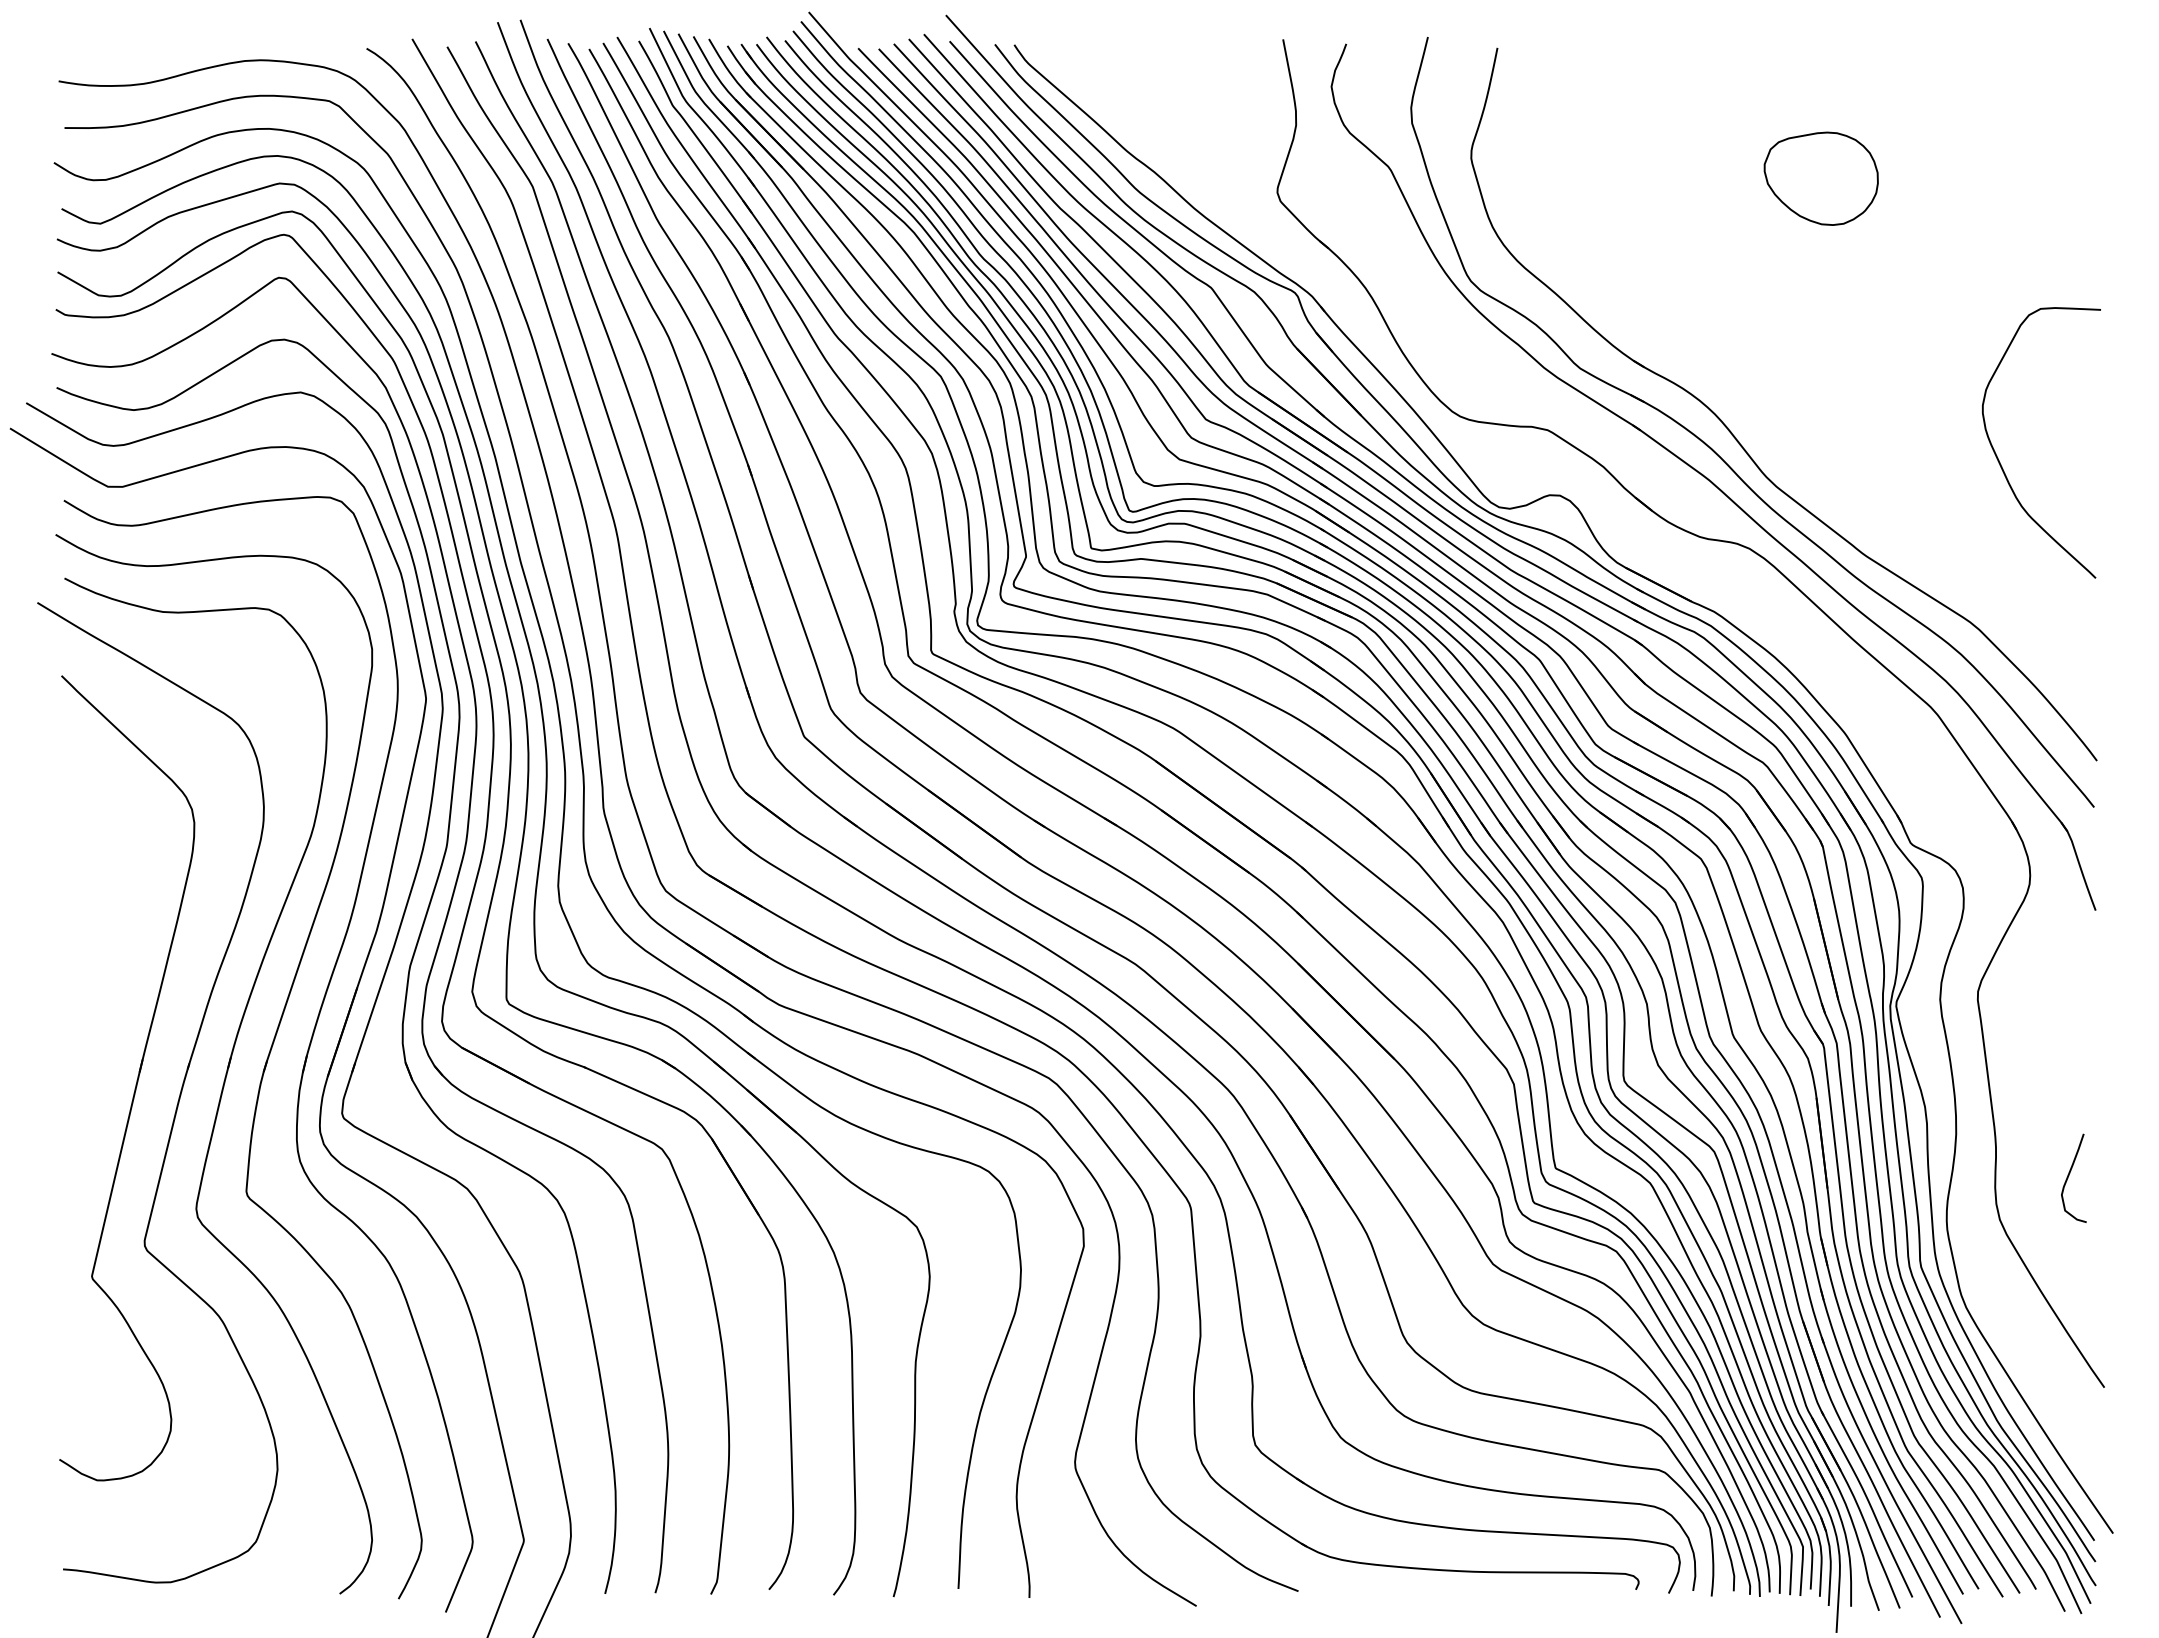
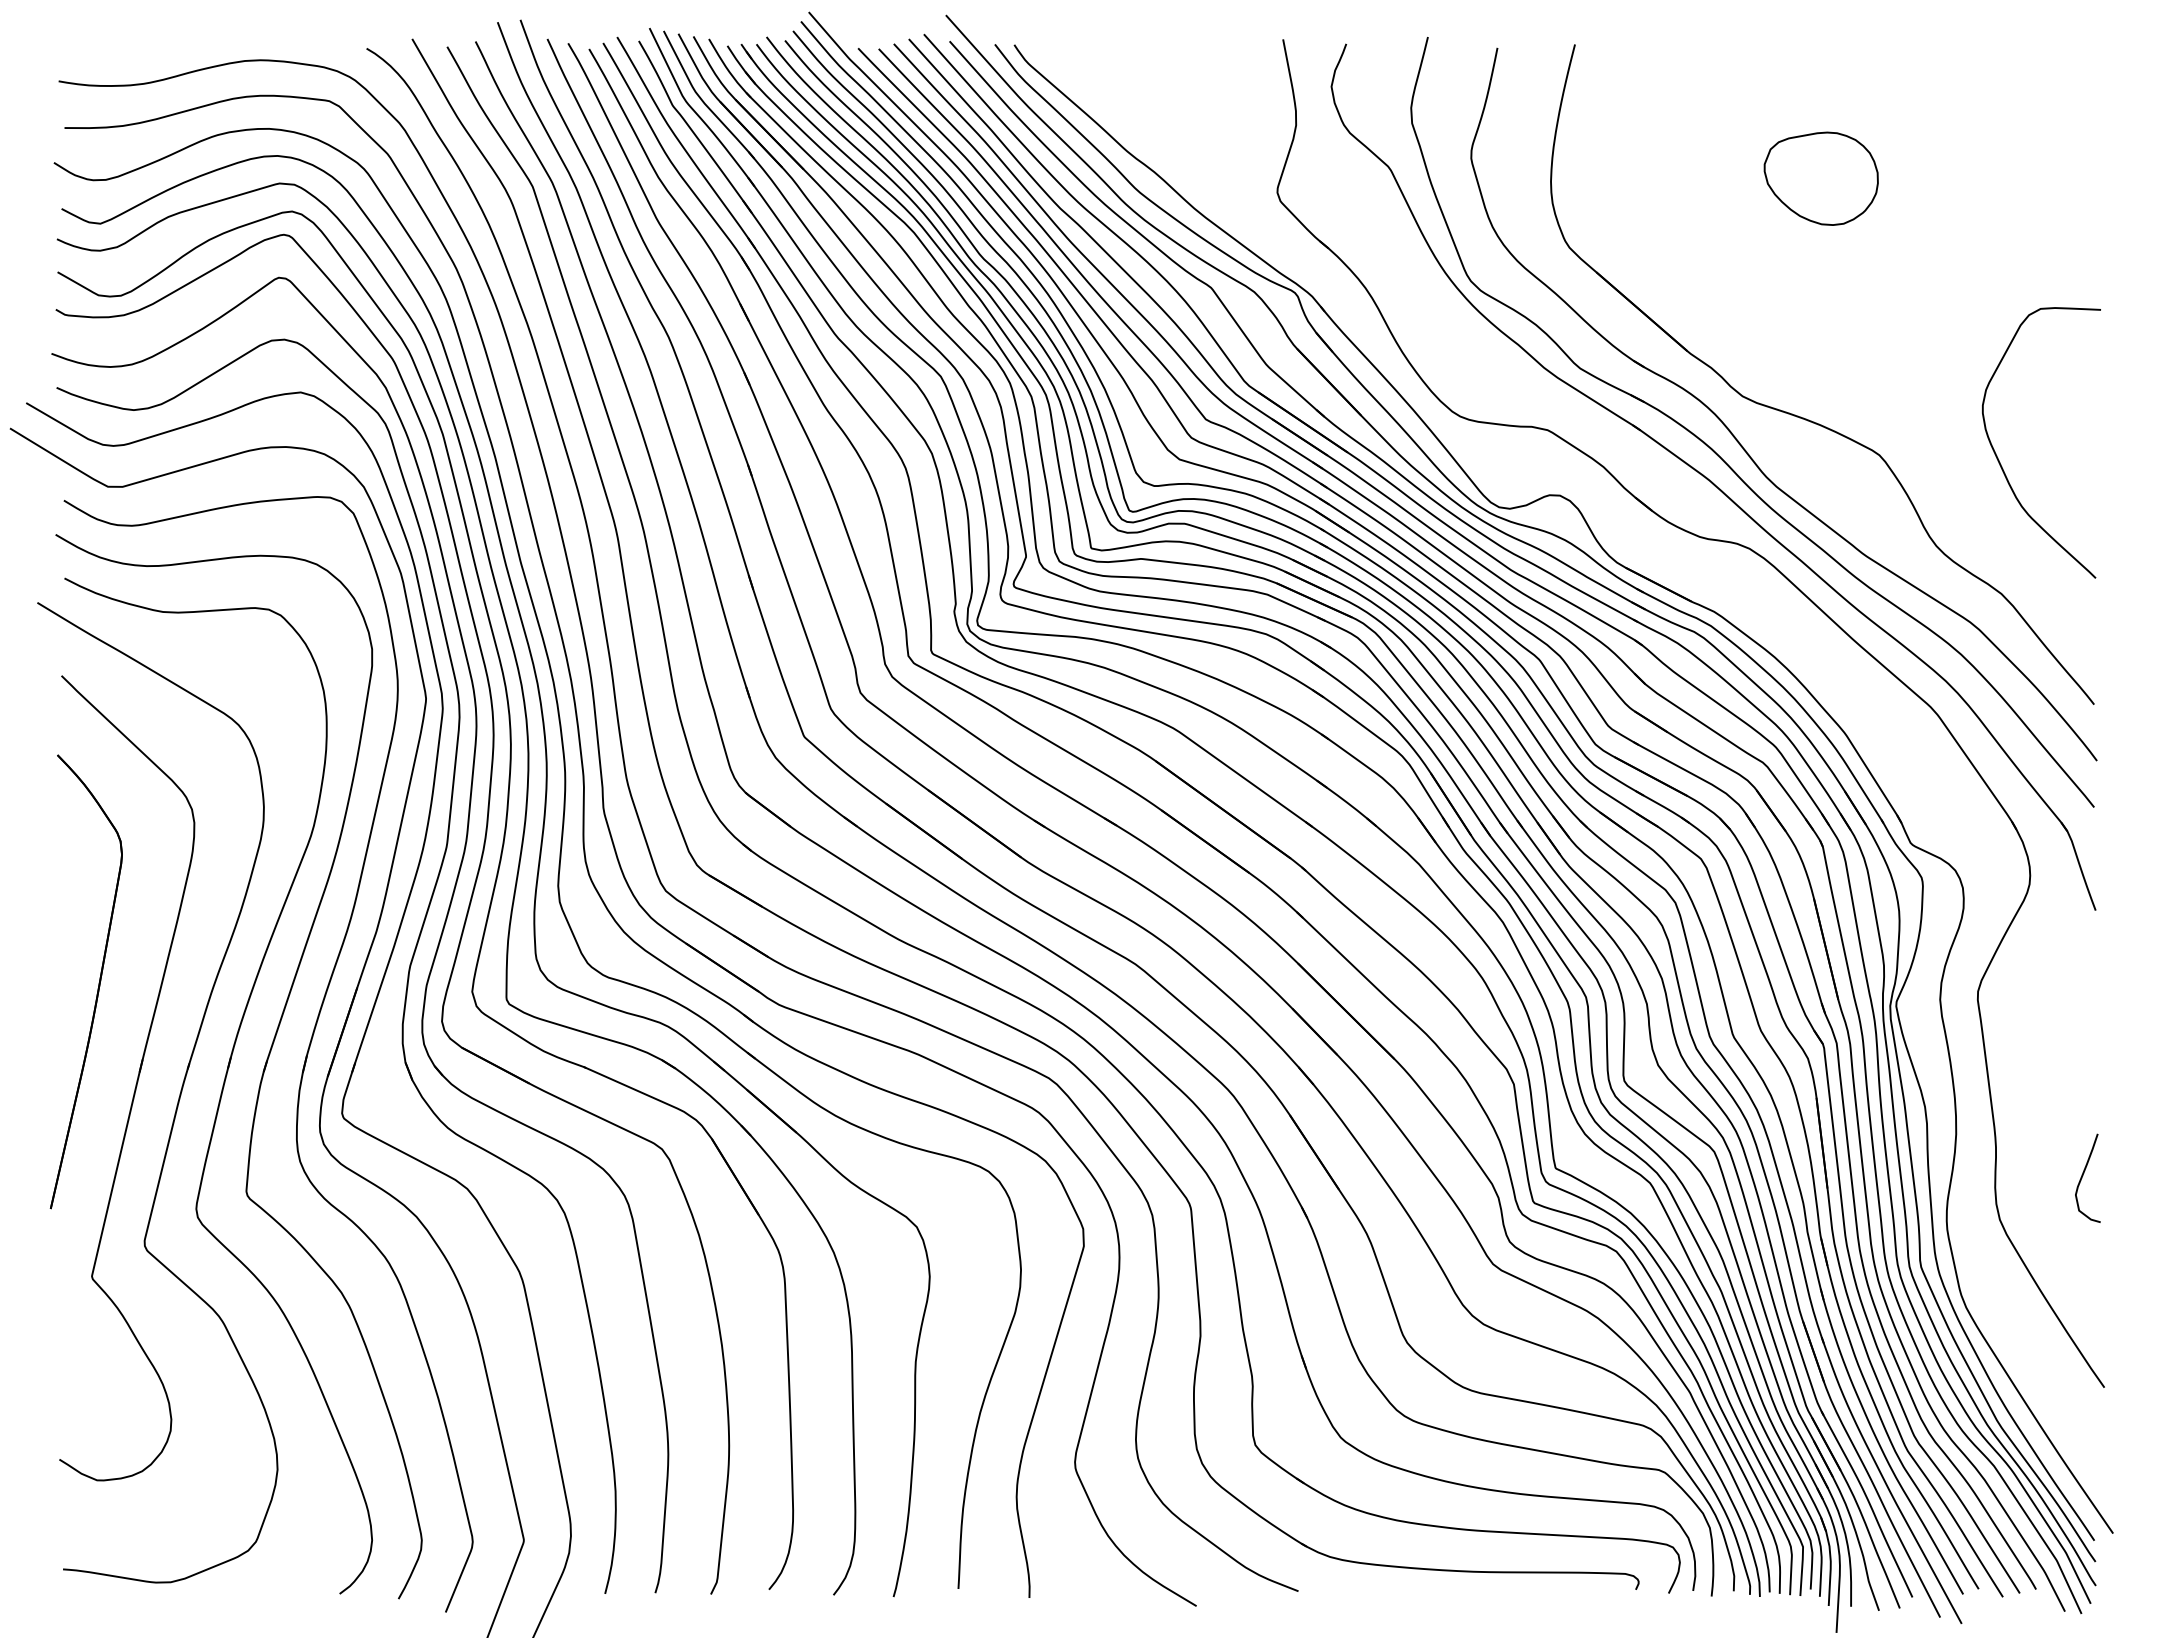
part: none -> present (1806, 418)
part: none -> present (98, 982)
curve position: (2069, 1175) -> (2083, 1175) (2083, 1175)
